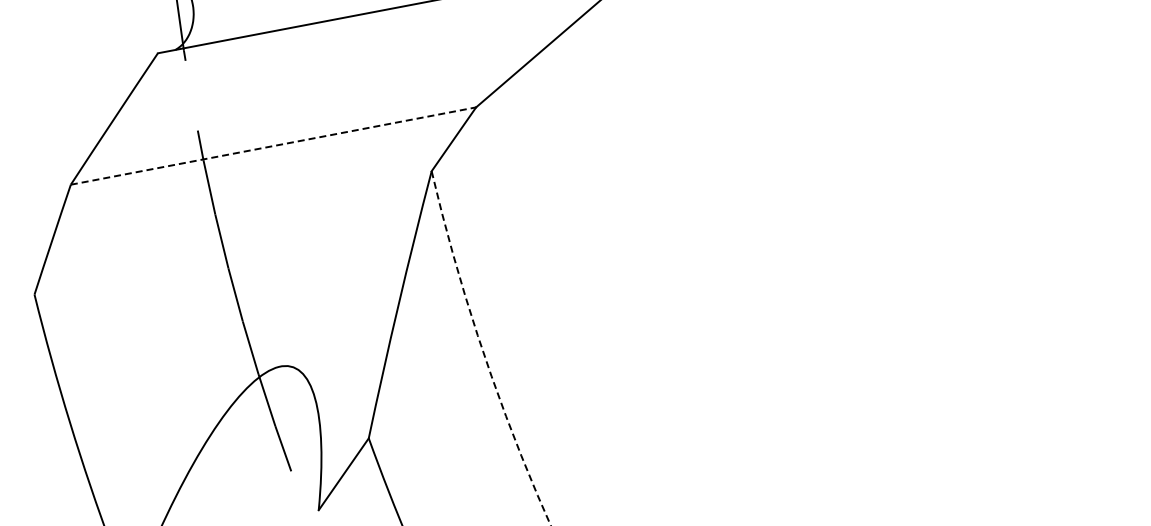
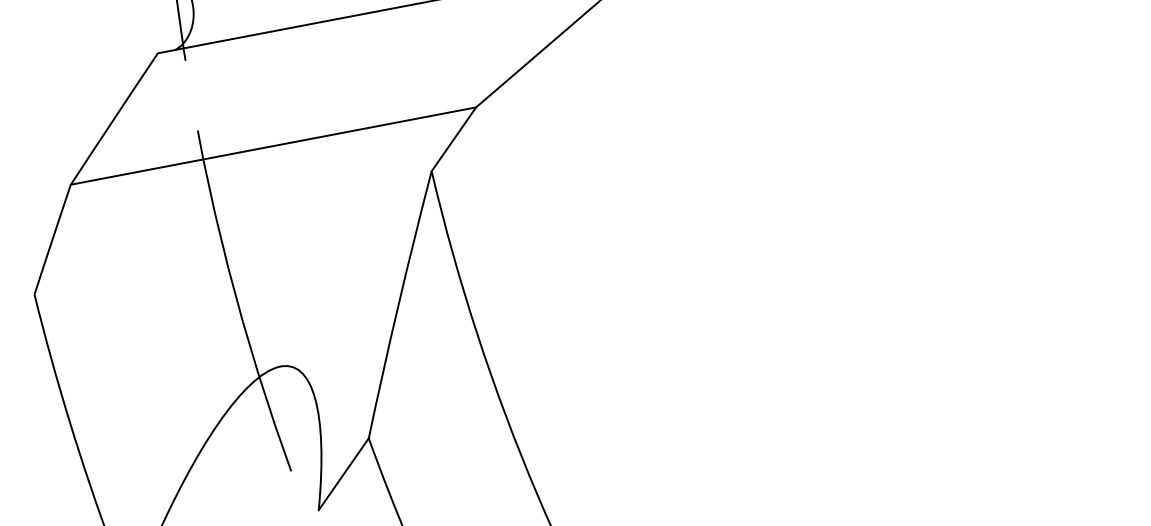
line: dashed -> solid (273, 145)
arc: dashed -> solid (483, 351)
